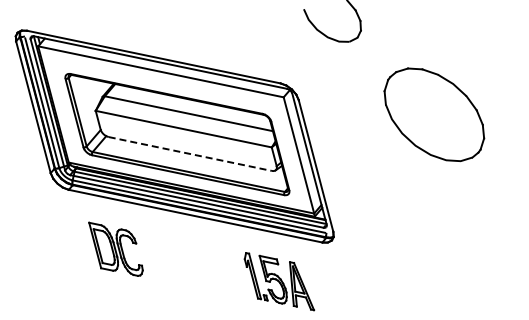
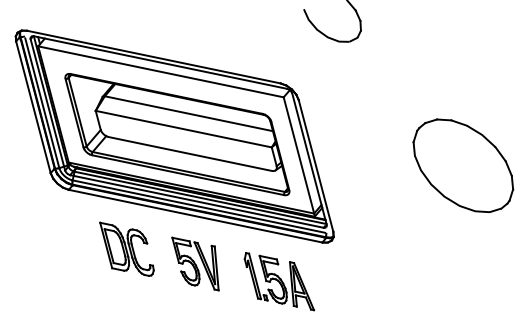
part position: (434, 114) -> (463, 165) (463, 165)
line: dashed -> solid (190, 154)
part position: (115, 248) -> (126, 248) (126, 248)
part: none -> present (195, 263)
